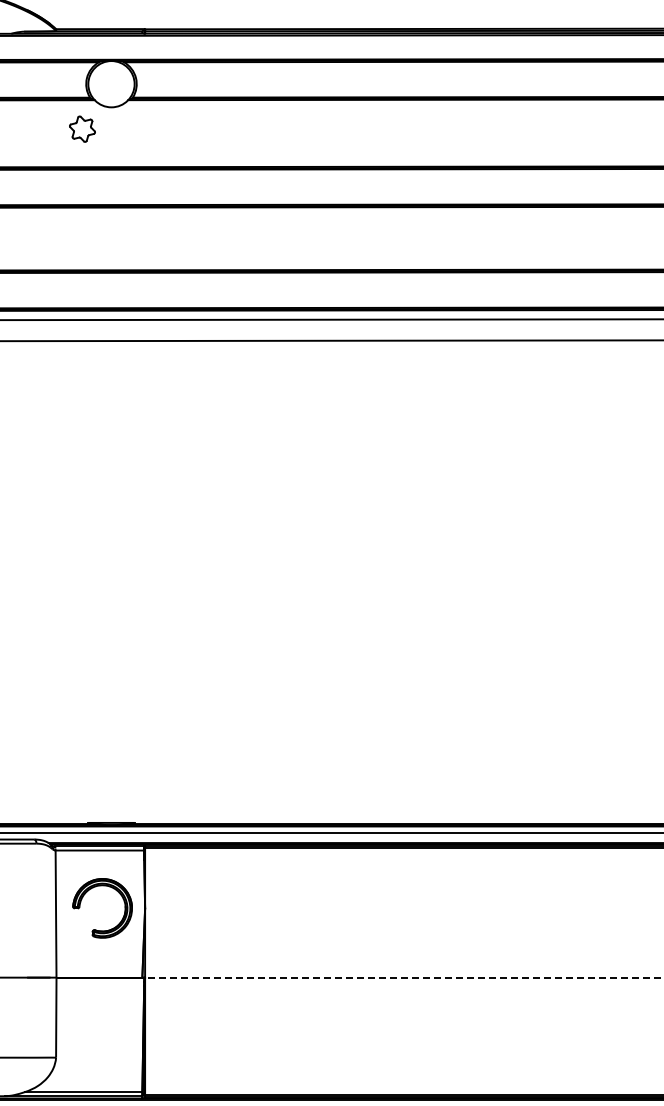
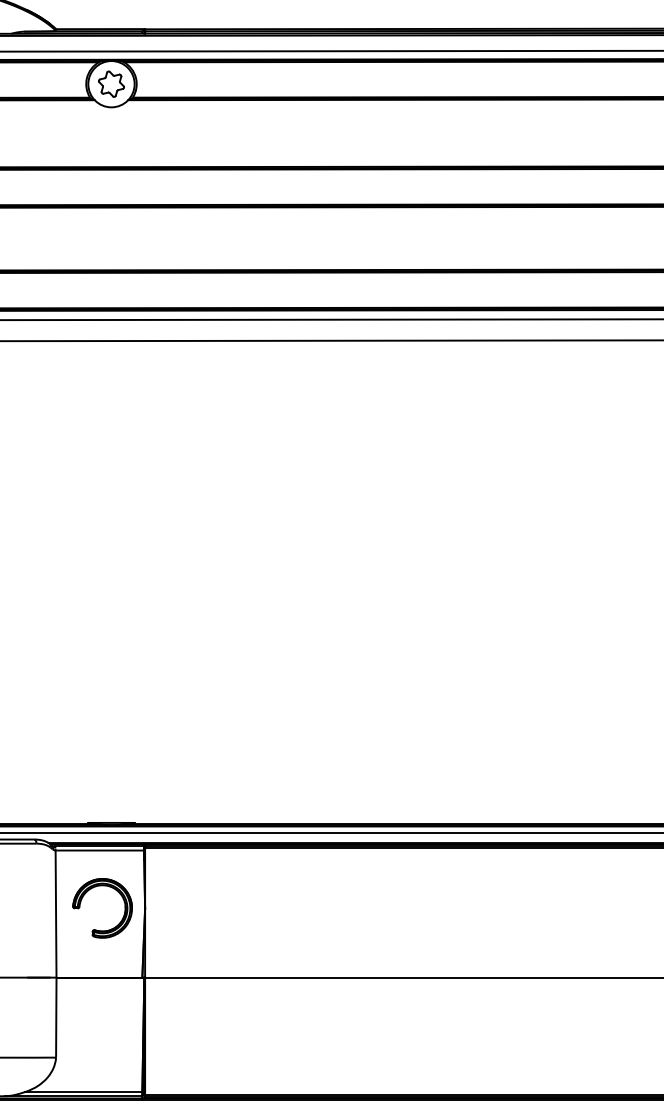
line: none -> present (331, 50)
part position: (82, 128) -> (111, 83) (111, 83)
line: dashed -> solid (404, 977)
